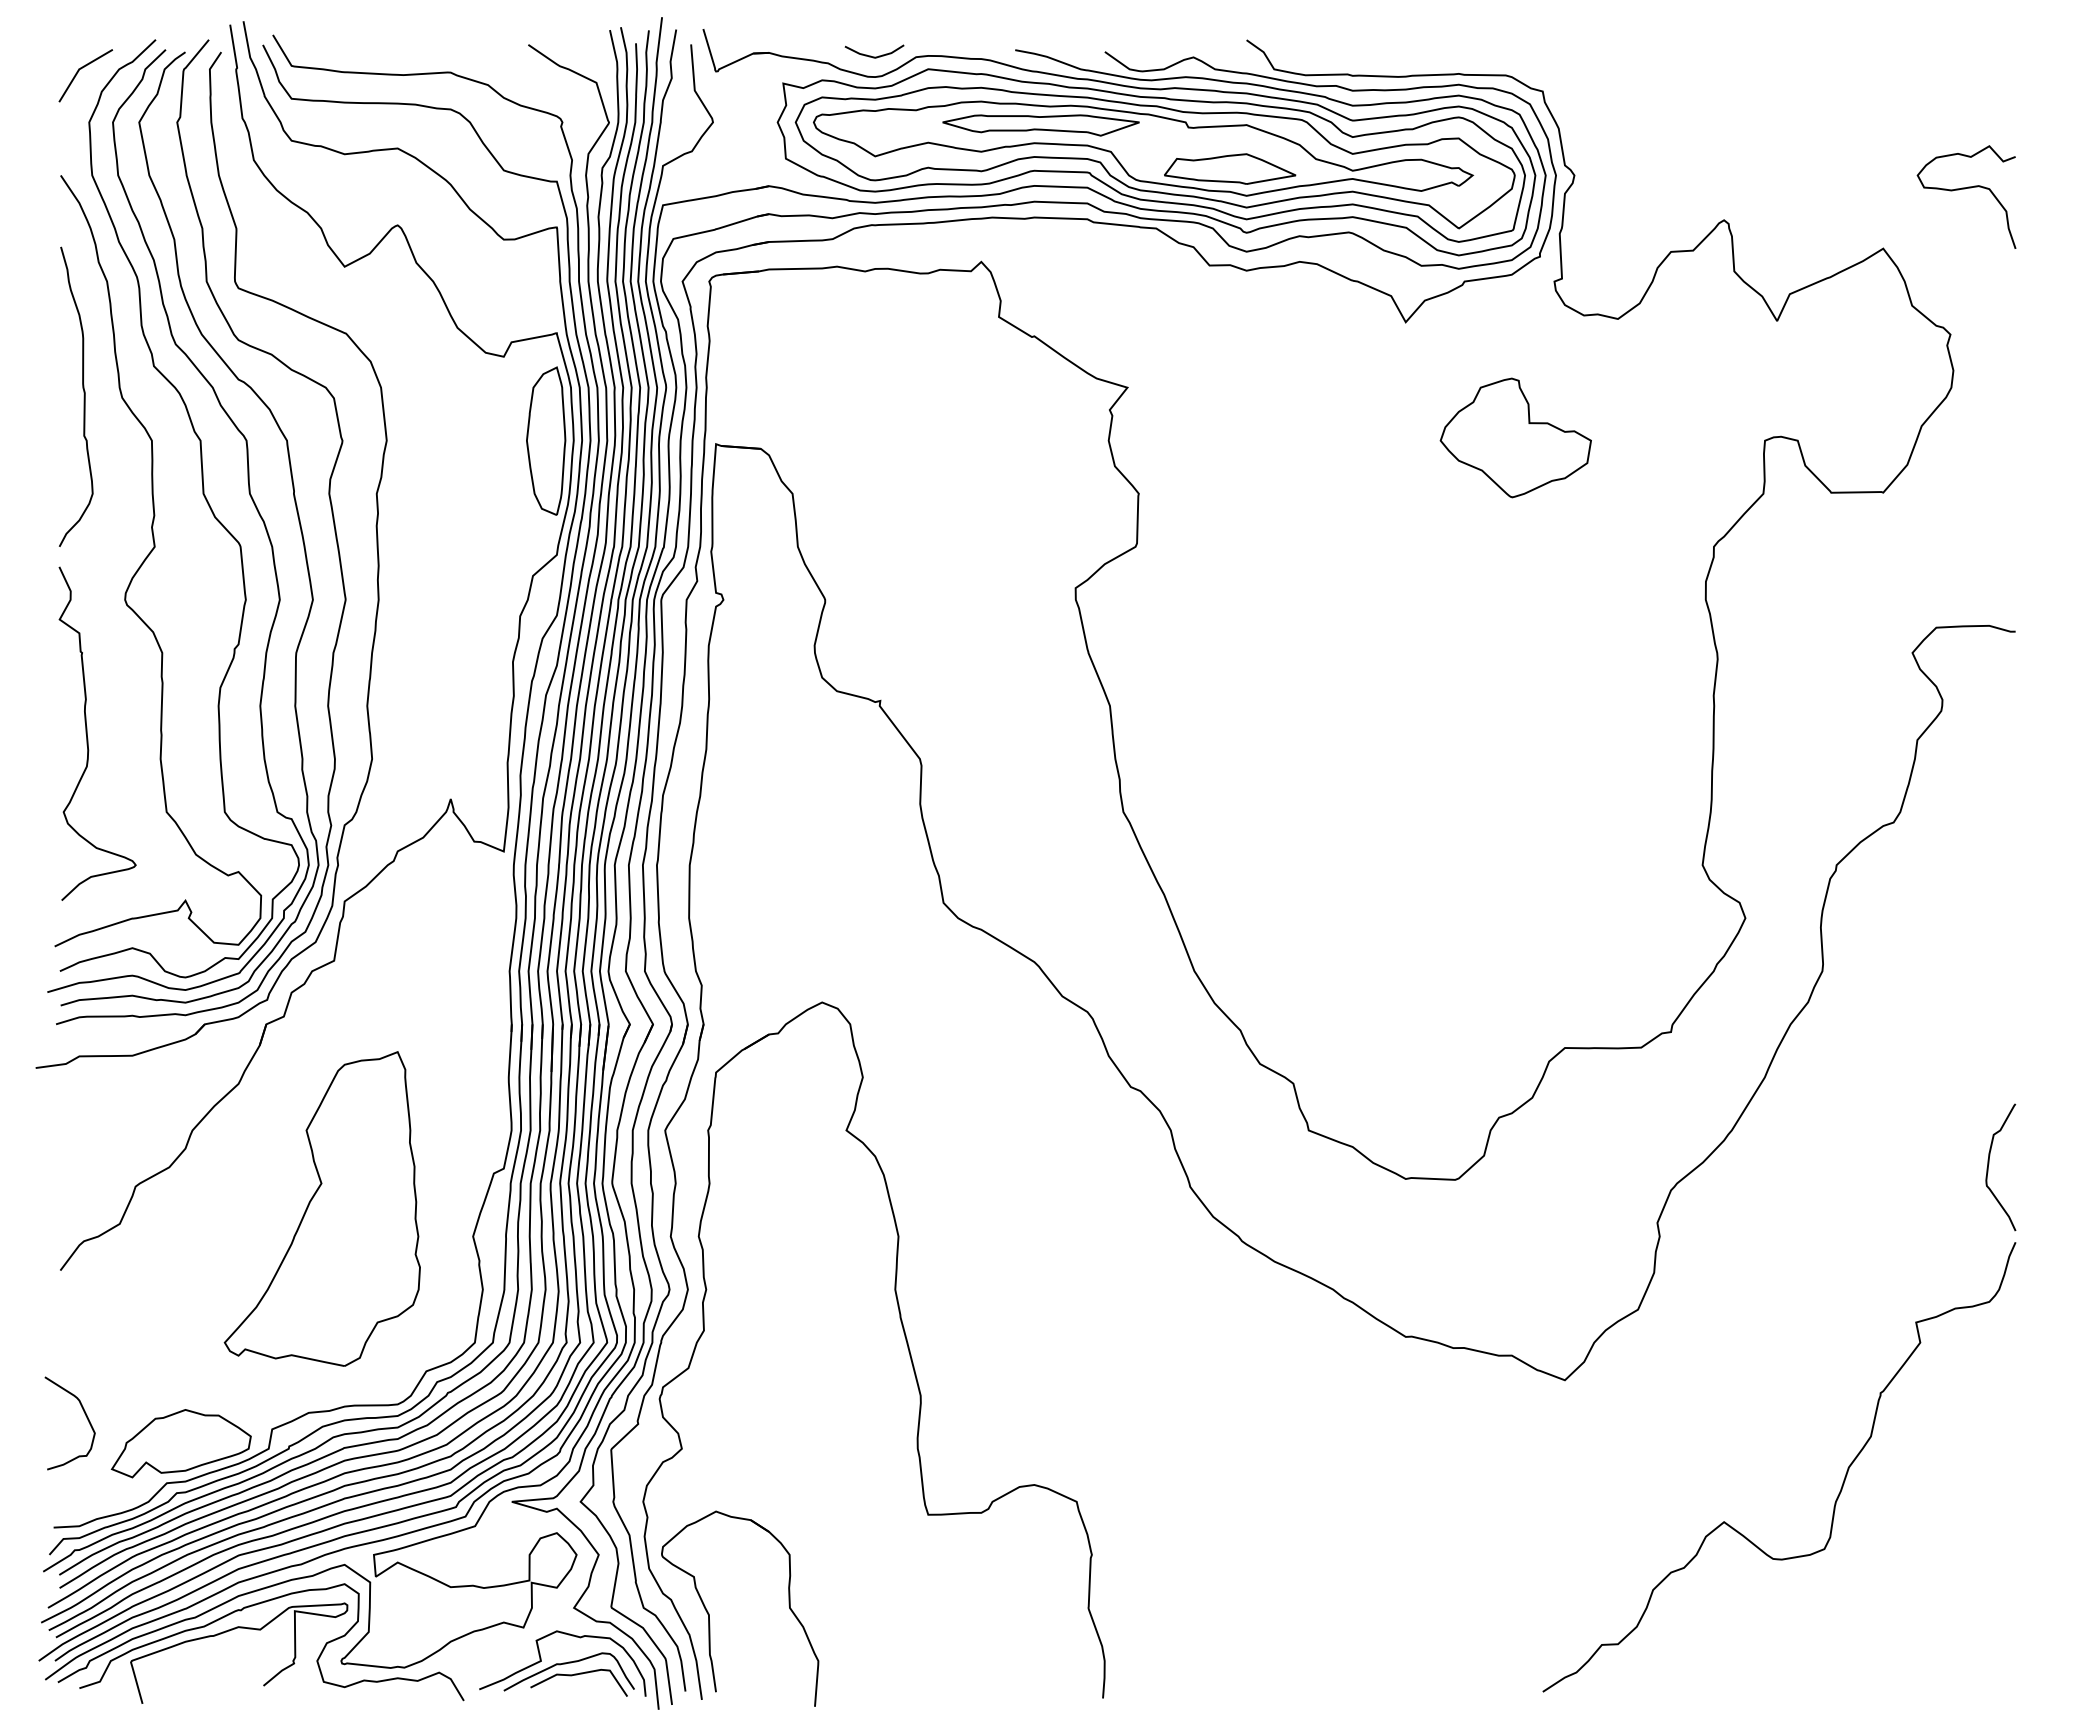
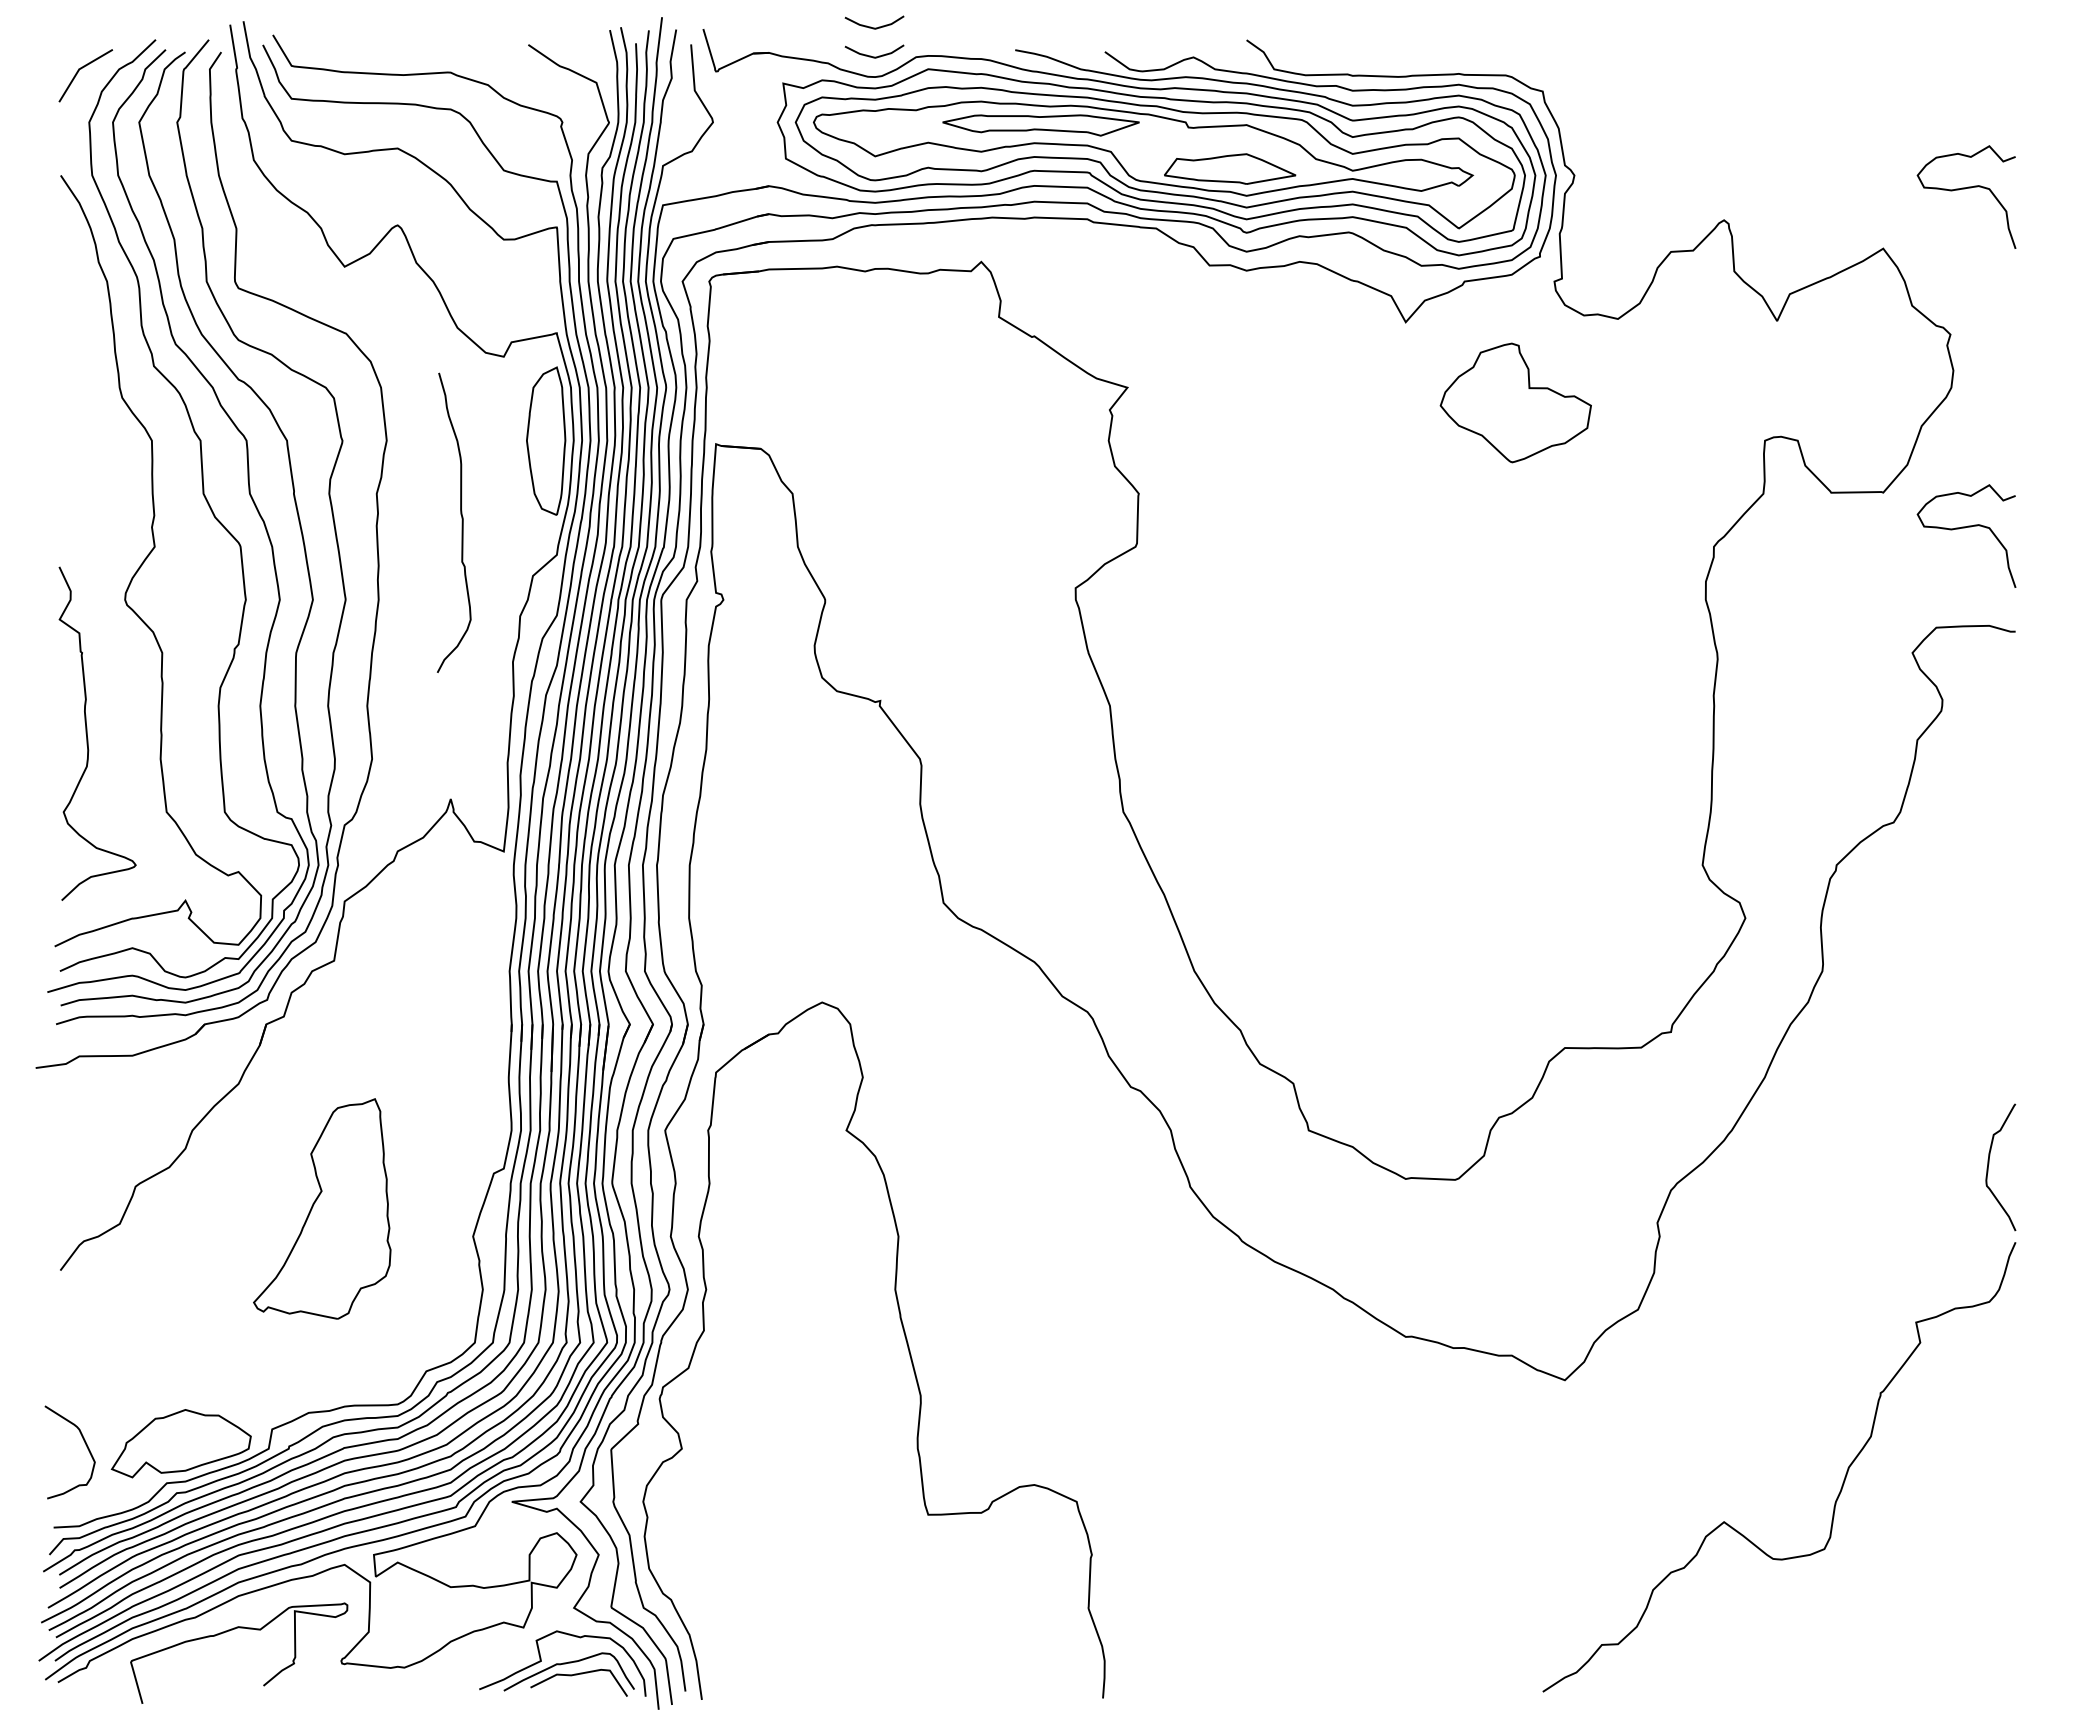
line: none -> present (871, 26)
curve position: (83, 396) -> (461, 522) (461, 522)
part position: (1515, 437) -> (1515, 402) (1515, 402)
curve: none -> present (1965, 528)
part size: 198x316 px -> 139x222 px (322, 1208)
curve position: (85, 1416) -> (85, 1445) (85, 1445)
curve: present -> none (259, 1604)
part: present -> none (709, 1613)
